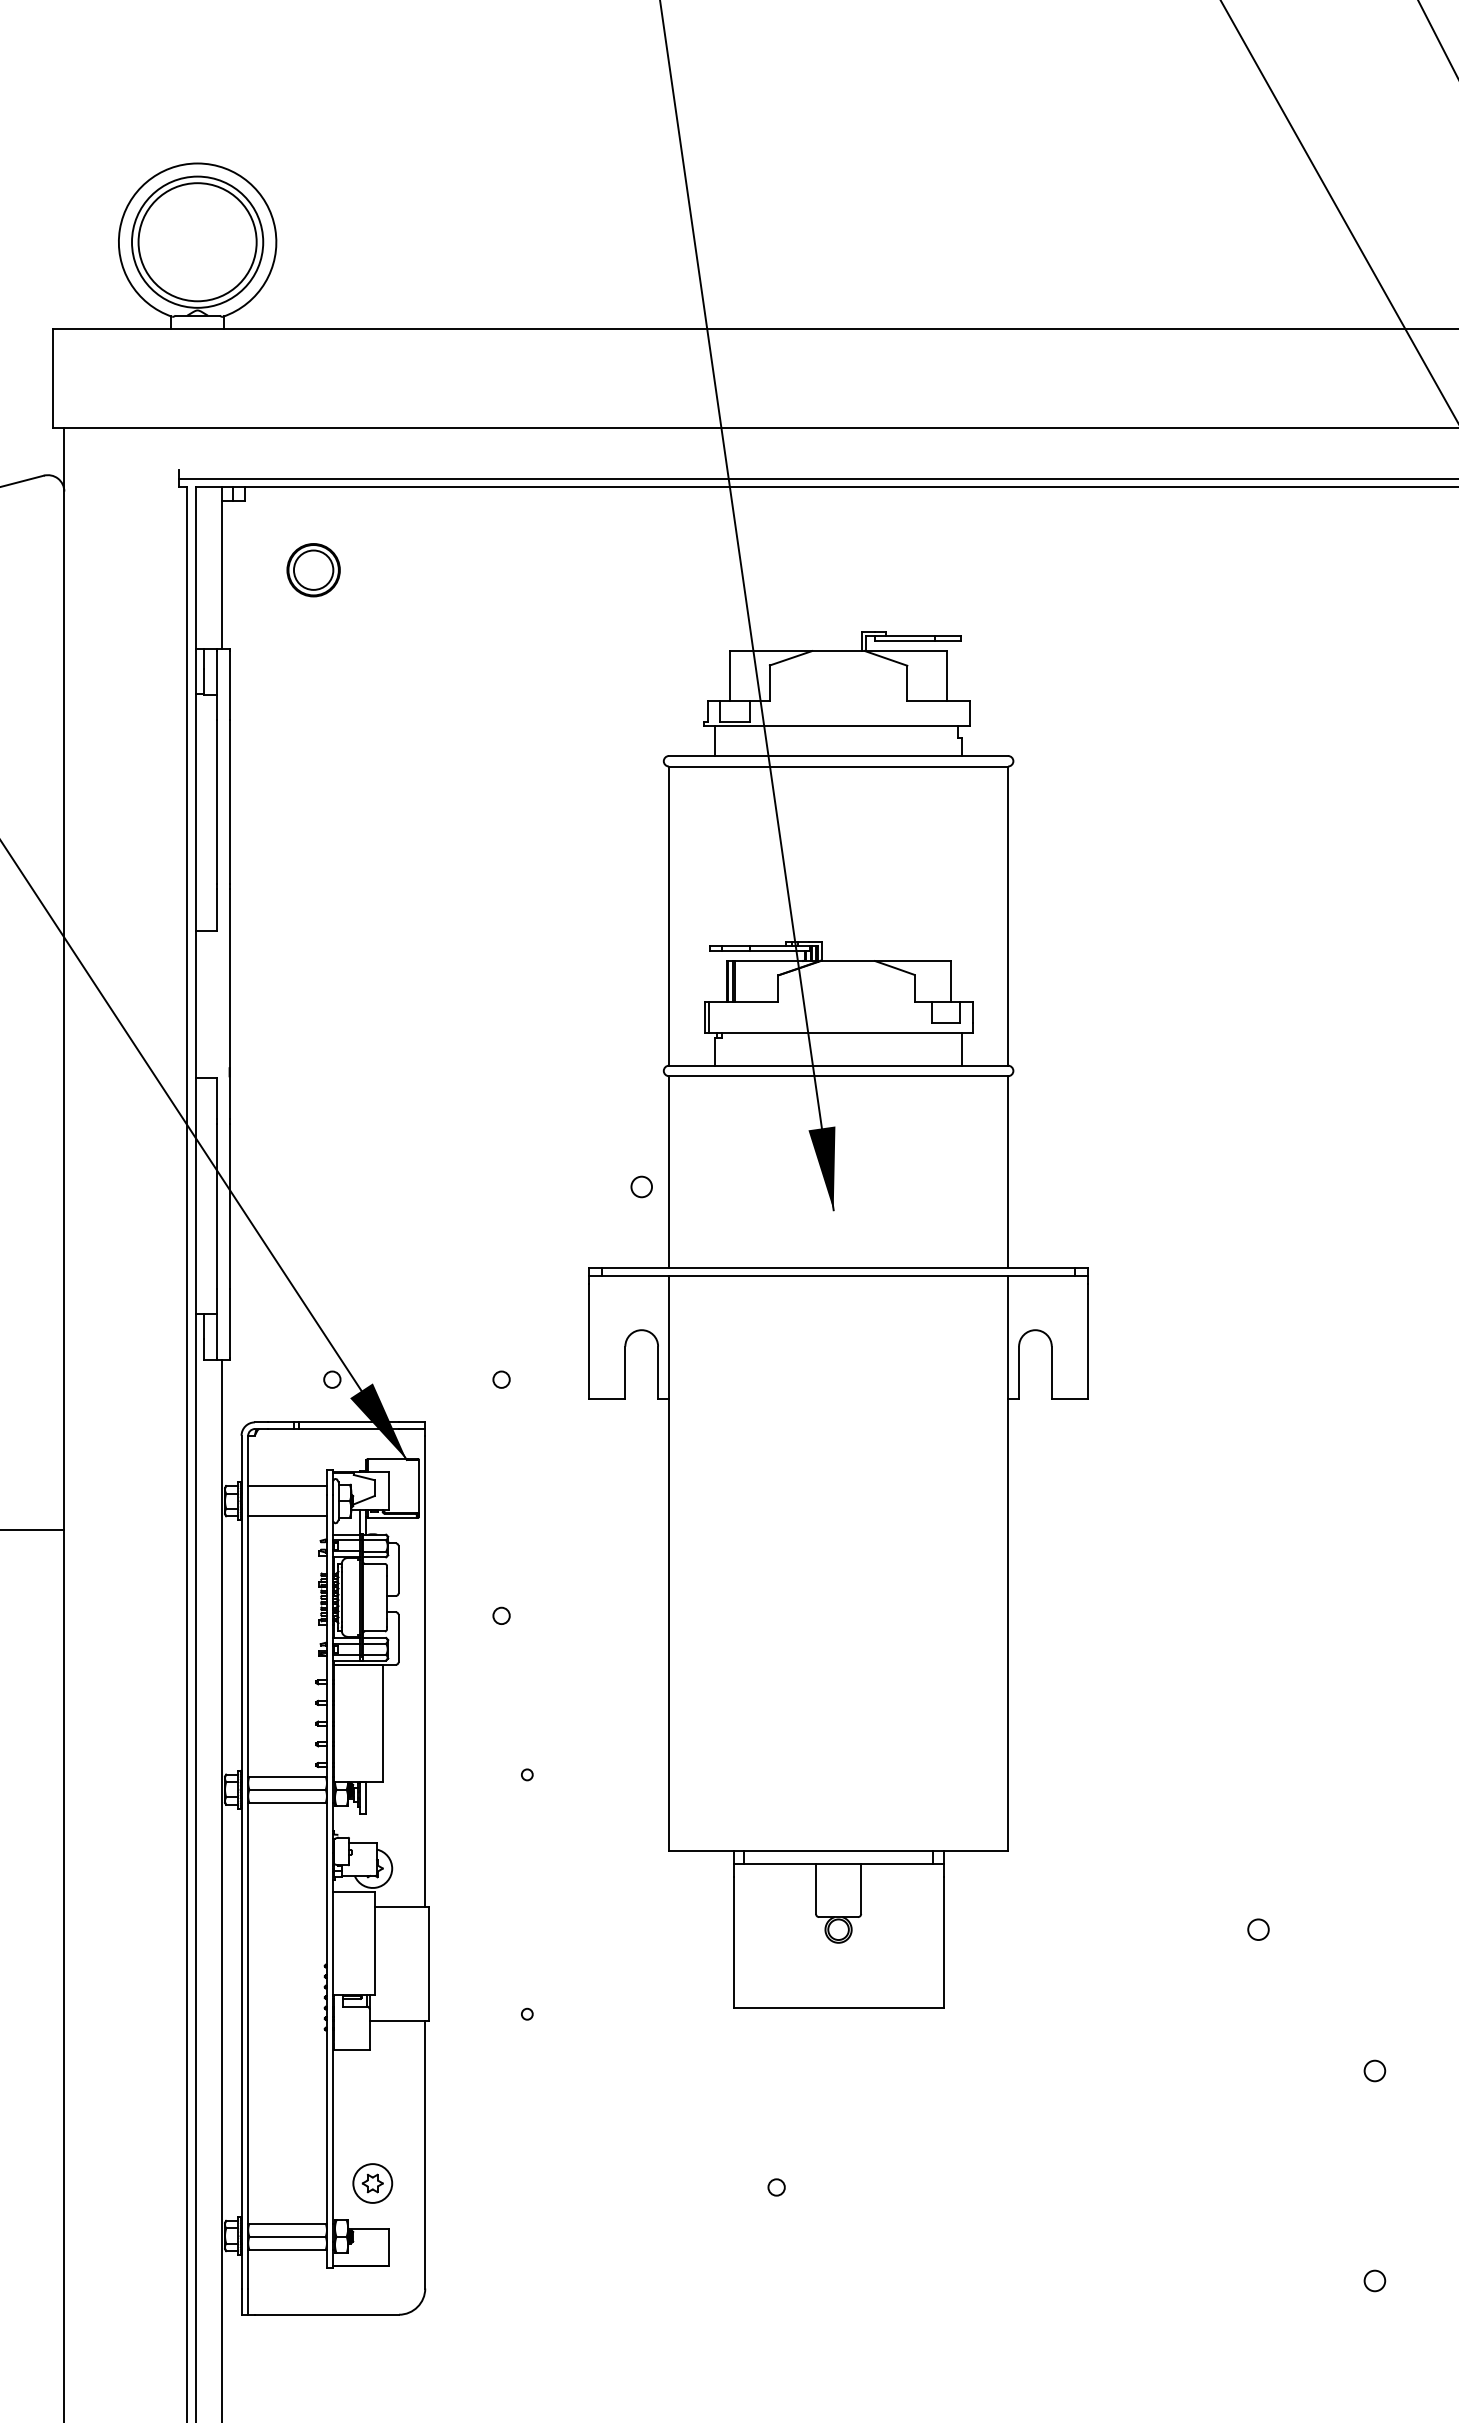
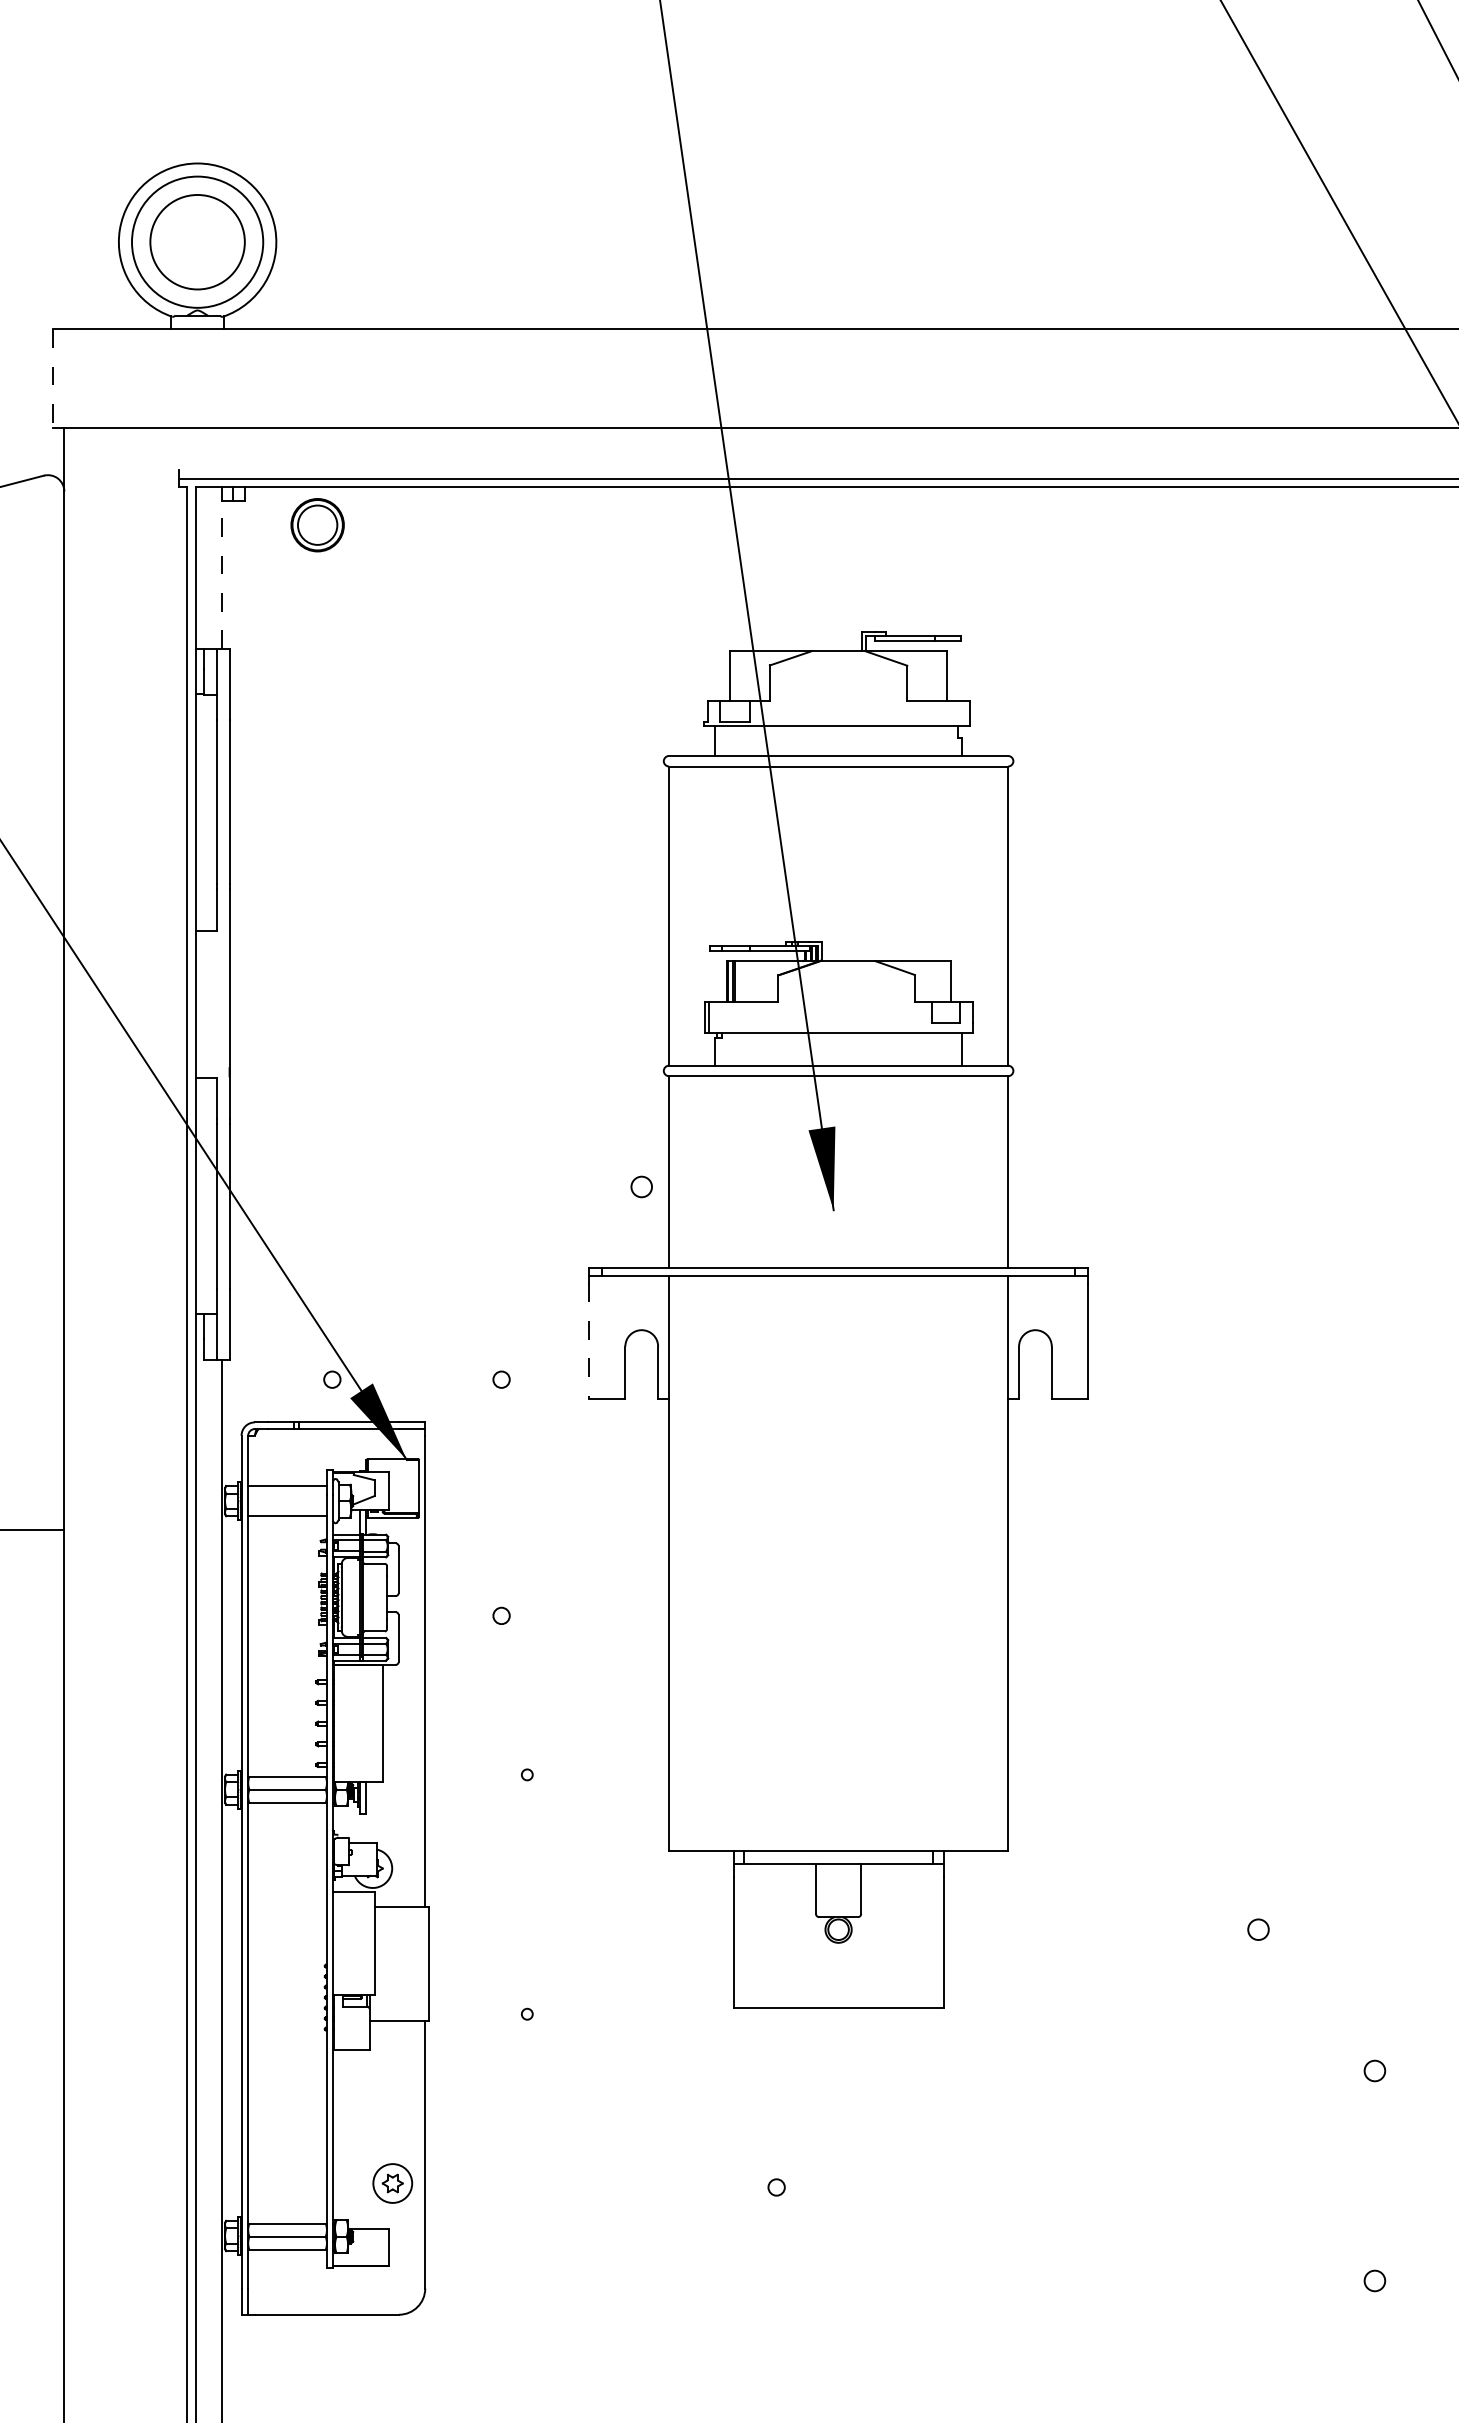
circle diameter: 118 px -> 94 px (197, 241)
line: solid -> dashed (53, 378)
part position: (313, 570) -> (317, 525) (317, 525)
line: solid -> dashed (221, 574)
line: solid -> dashed (589, 1341)
part position: (372, 2183) -> (392, 2183) (392, 2183)
